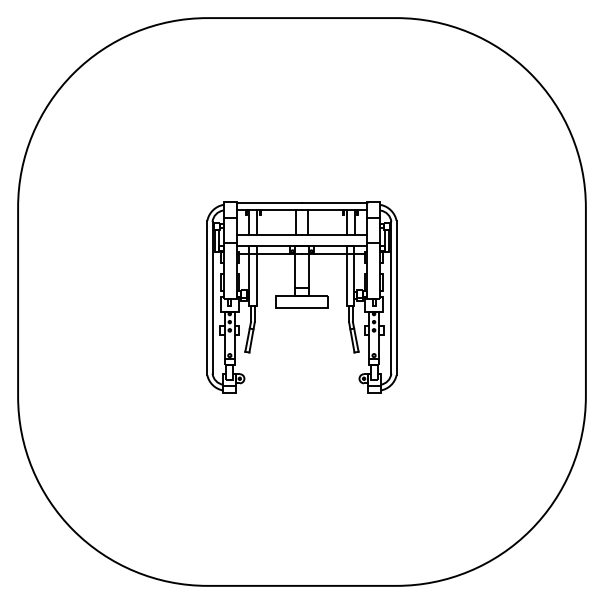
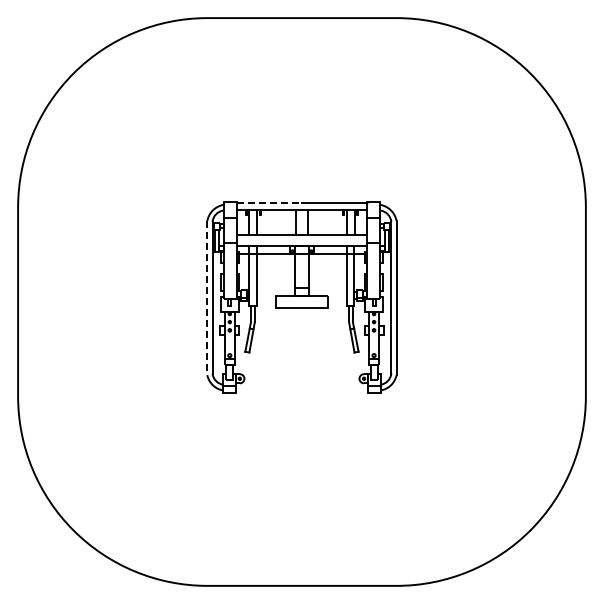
line: solid -> dashed (269, 203)
line: solid -> dashed (207, 298)
